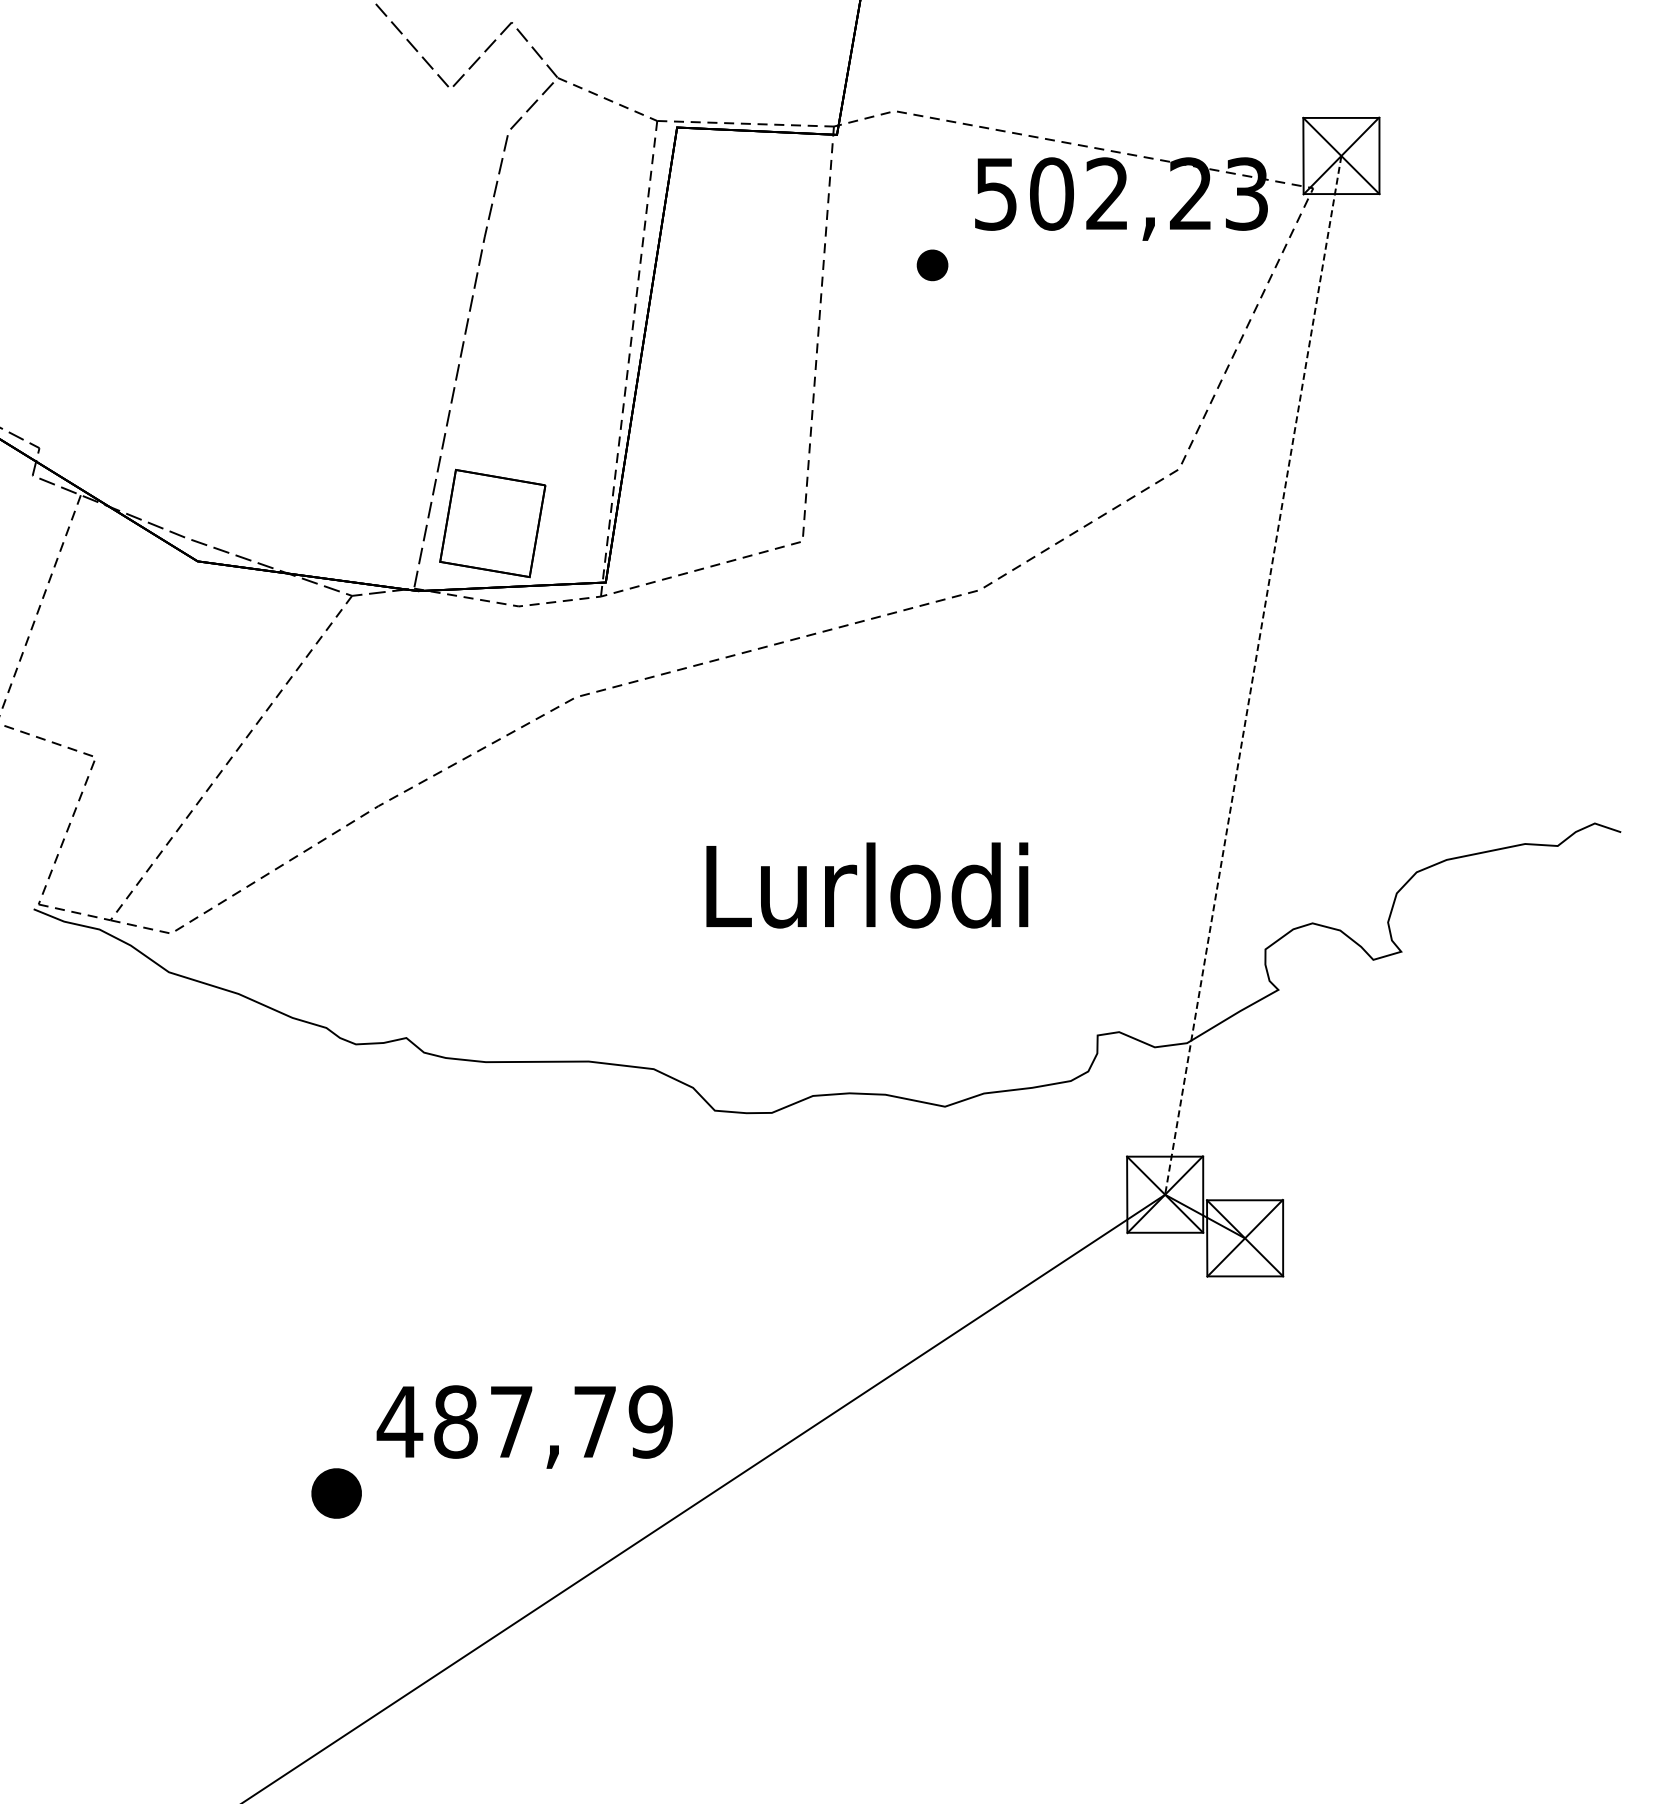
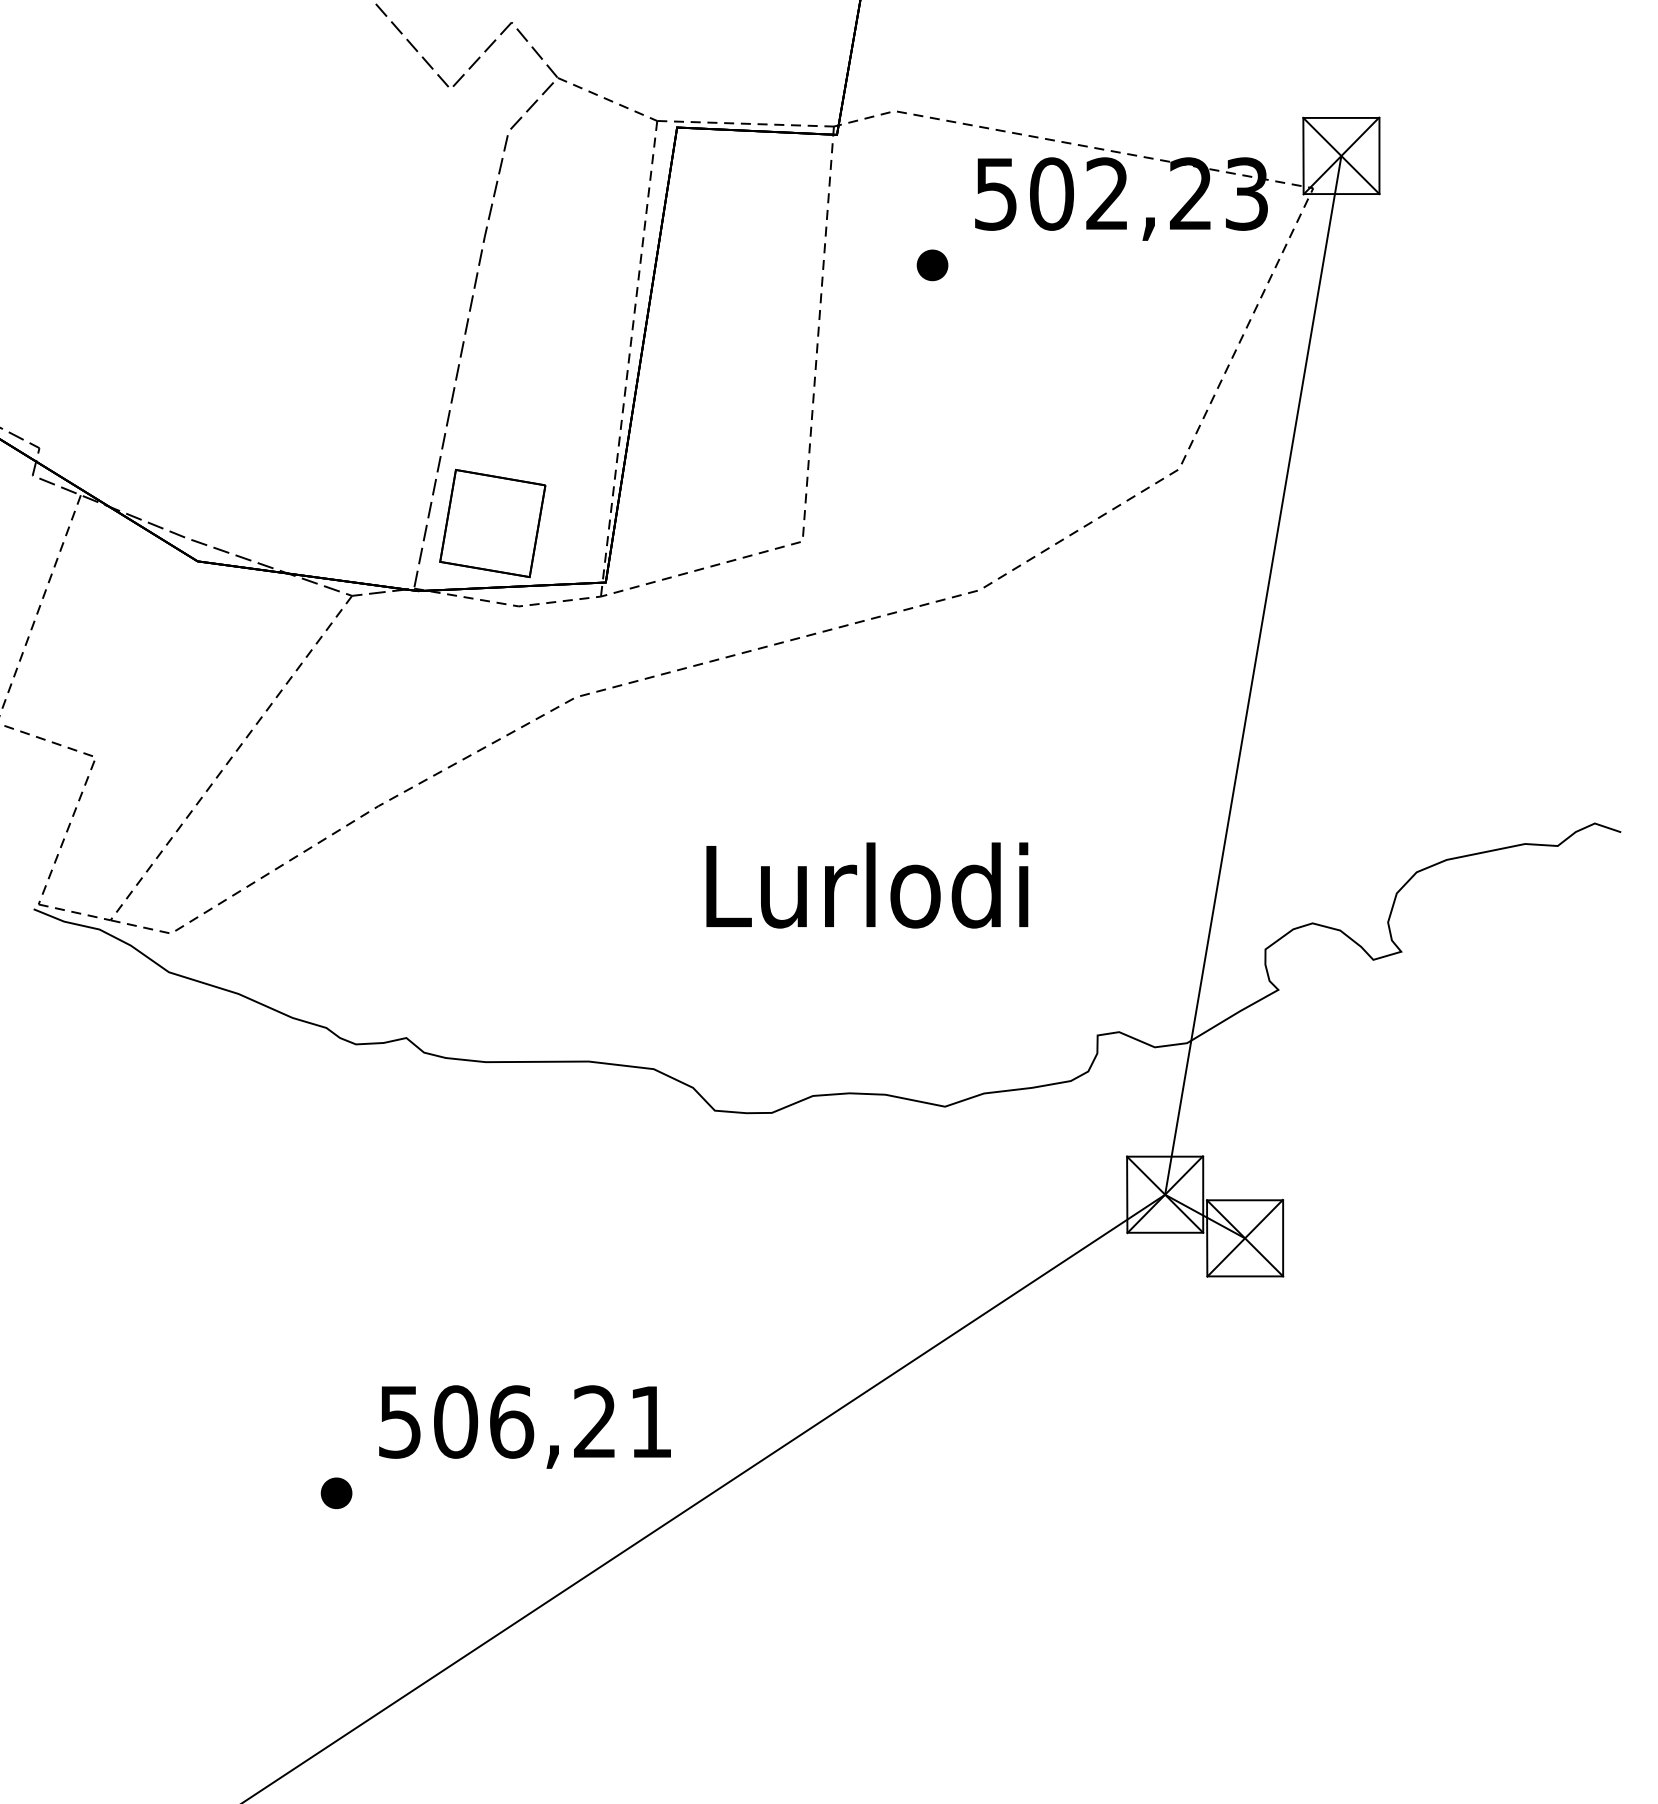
line: dashed -> solid (1253, 675)
text: 487,79 -> 506,21 (524, 1421)
part size: 51x51 px -> 33x32 px (336, 1492)
